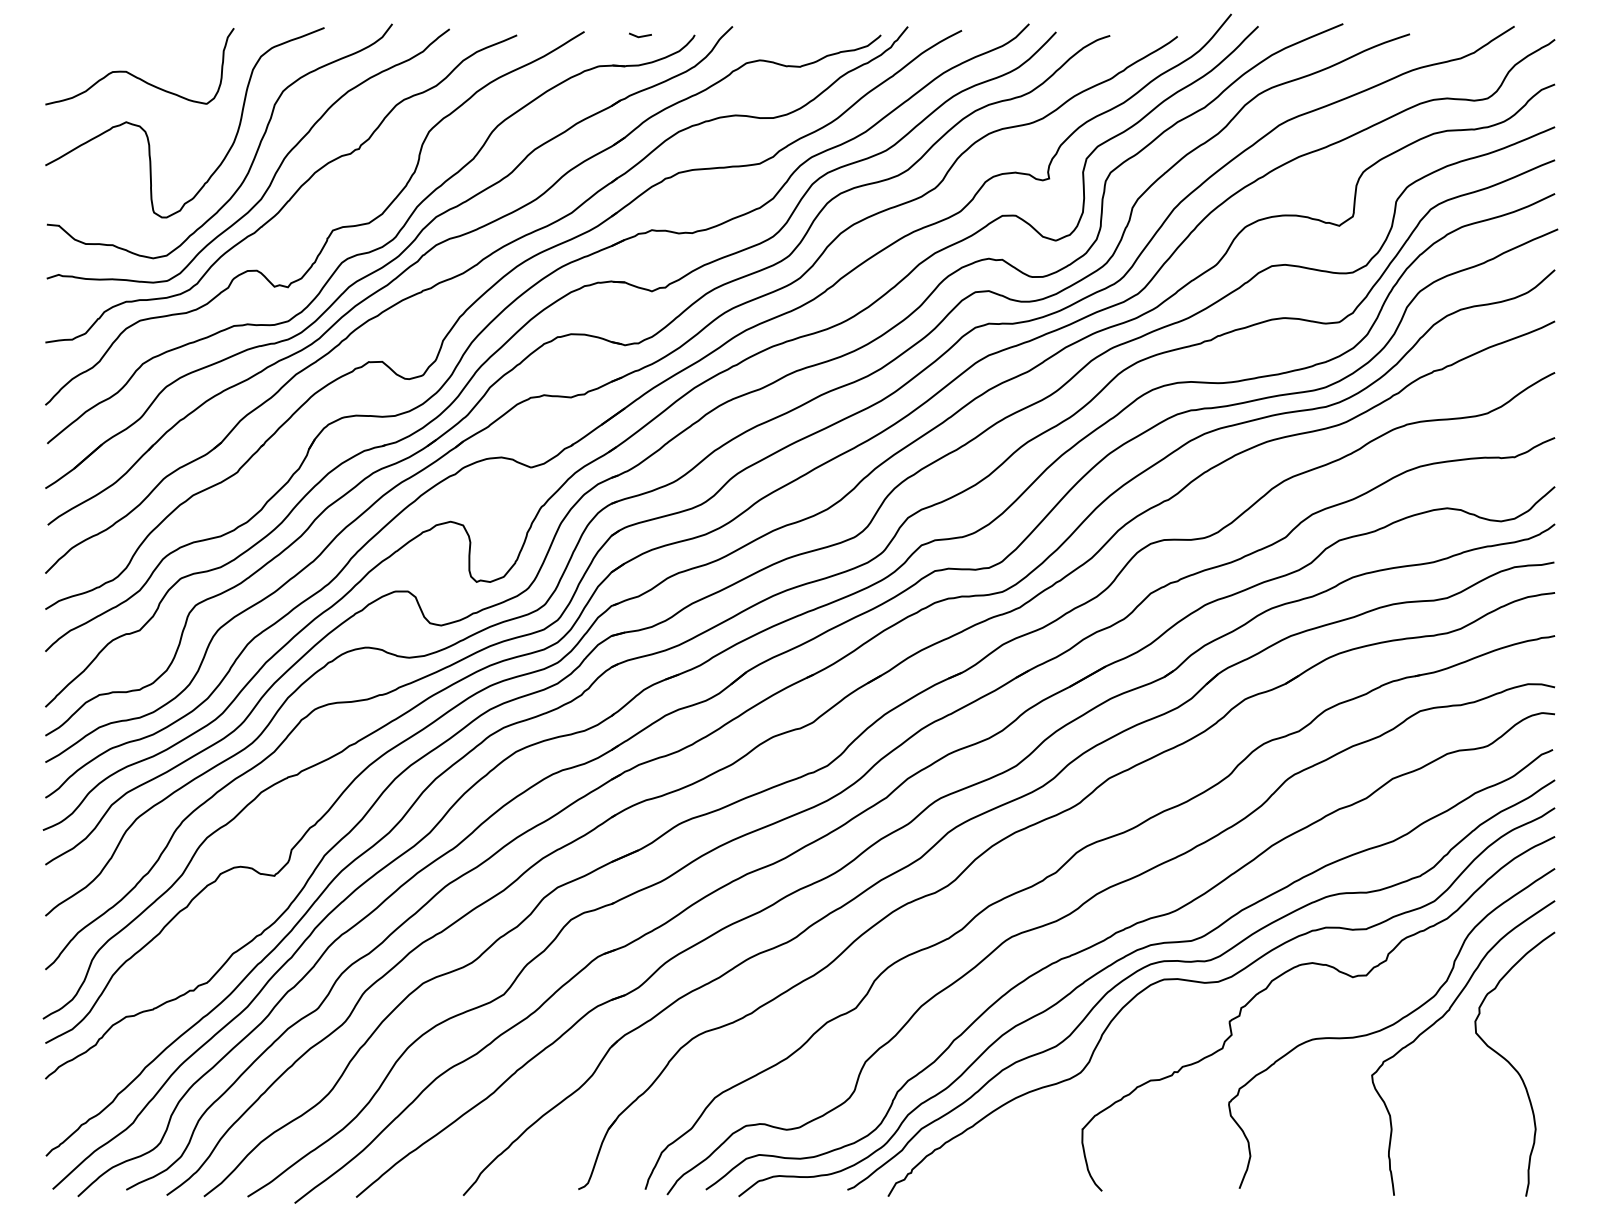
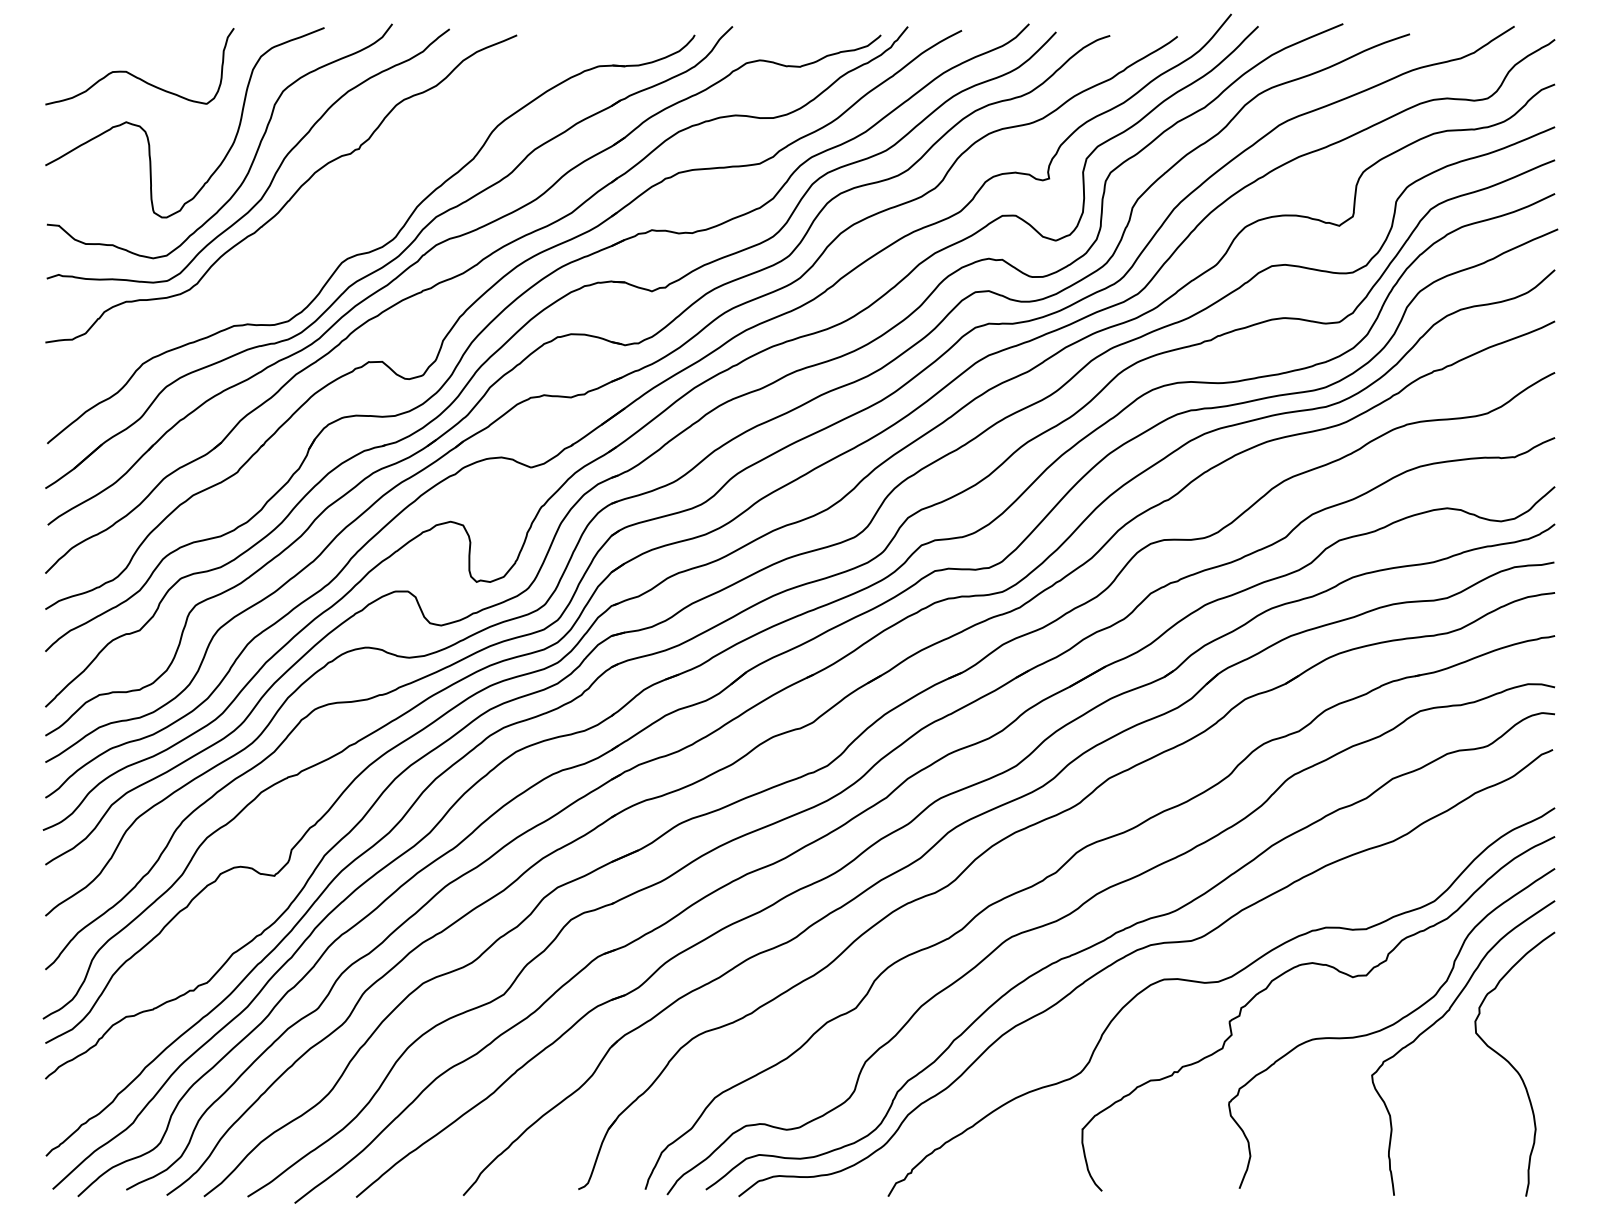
line: present -> none (641, 35)
curve: present -> none (331, 230)
curve: present -> none (1201, 962)
